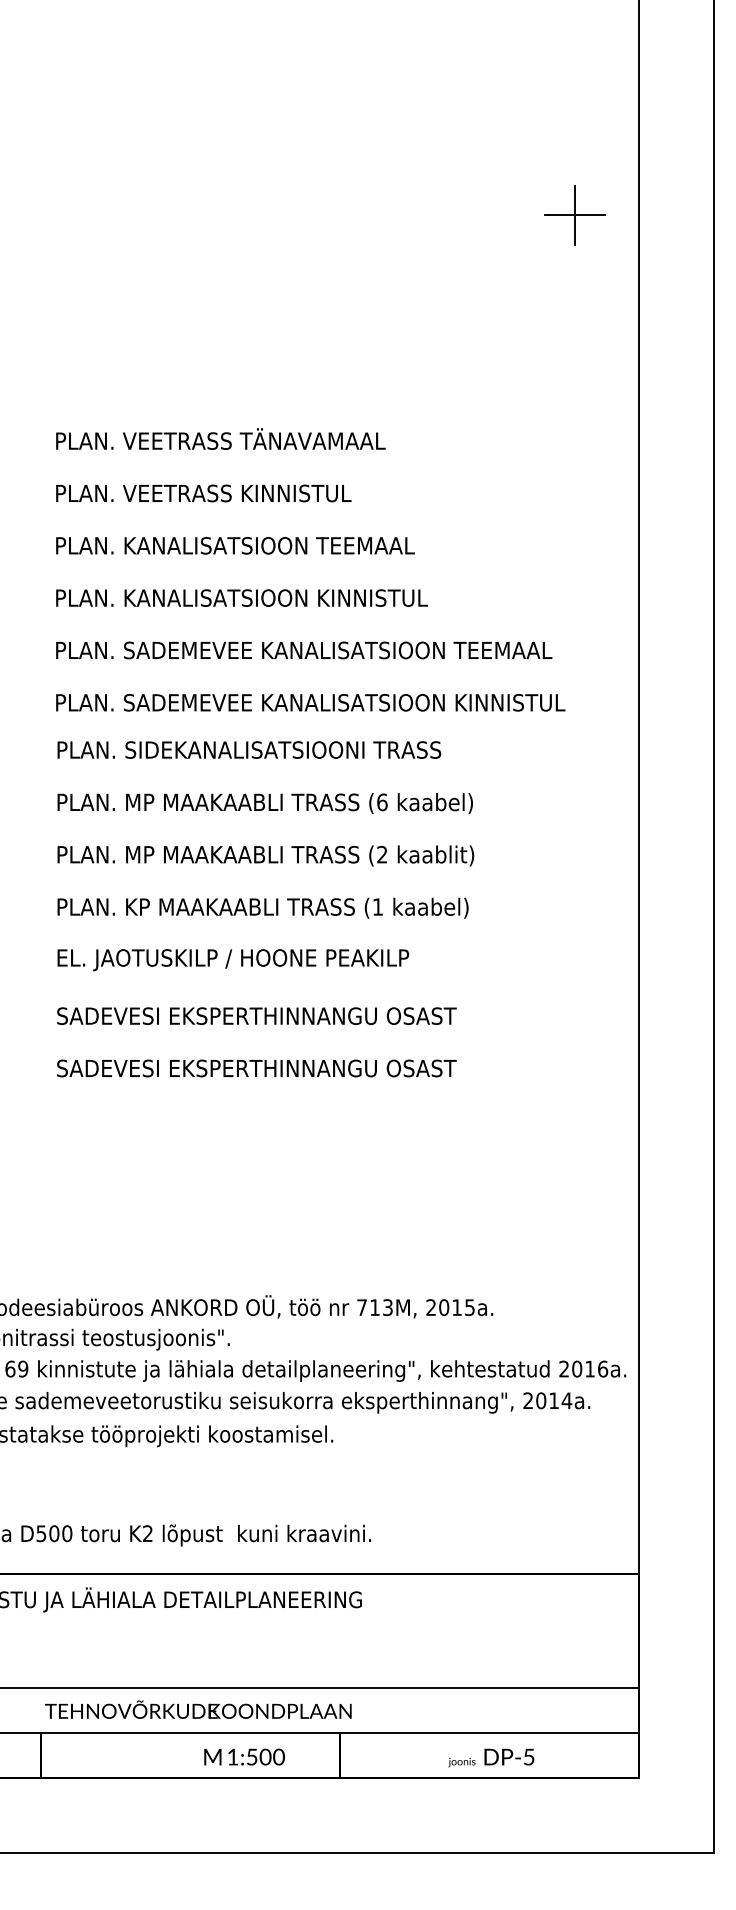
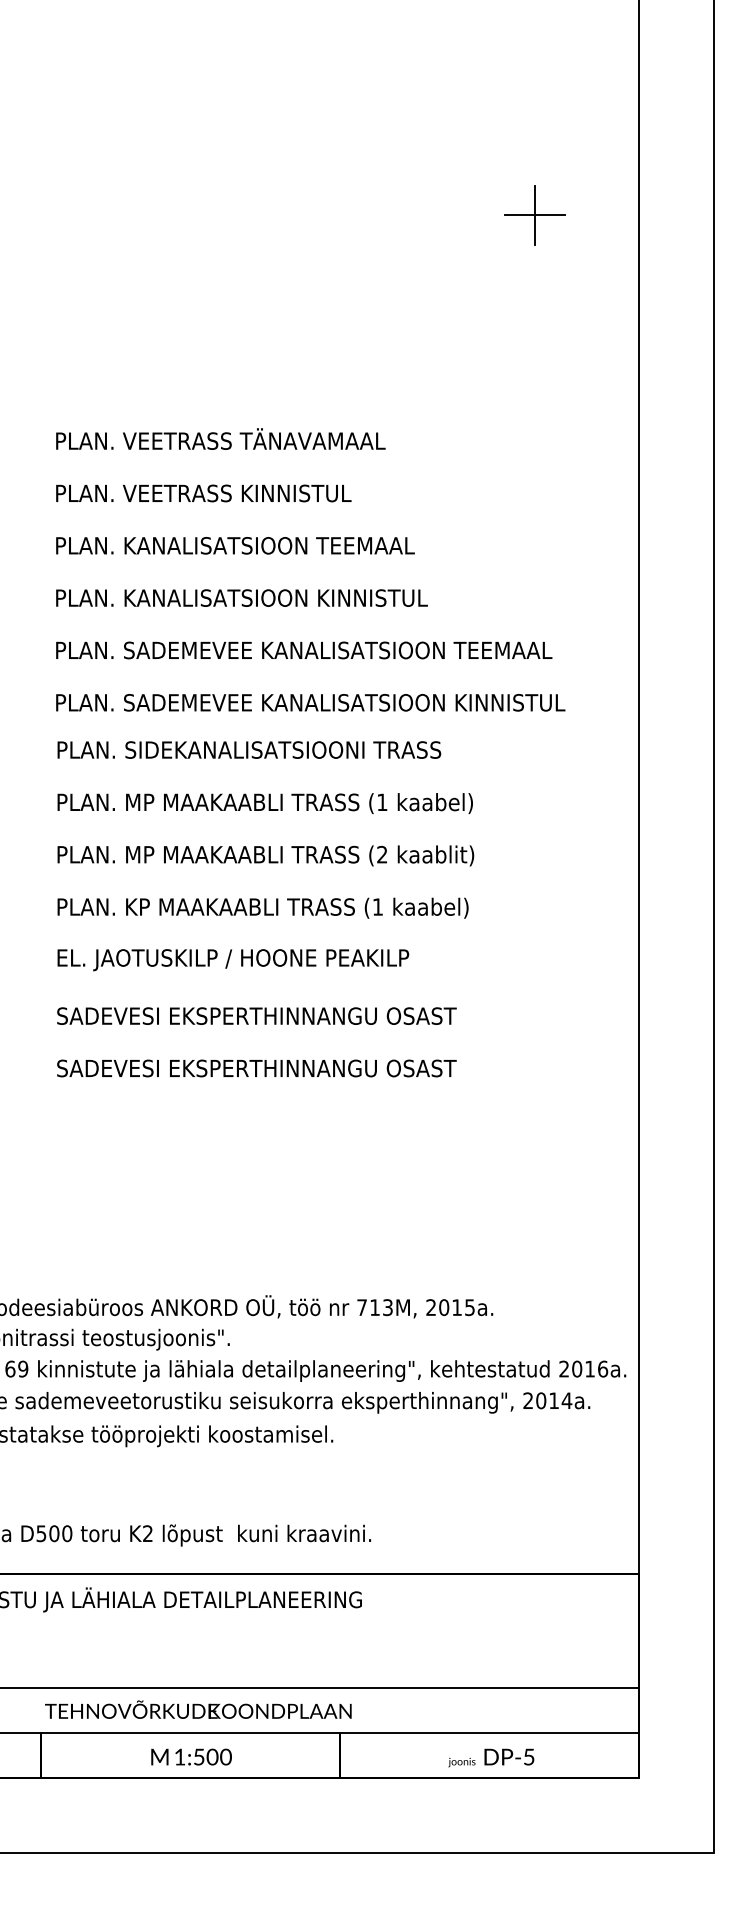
part position: (574, 215) -> (534, 215) (534, 215)
text: (6 -> (1 (382, 802)
text position: (244, 1756) -> (191, 1756) (191, 1756)
